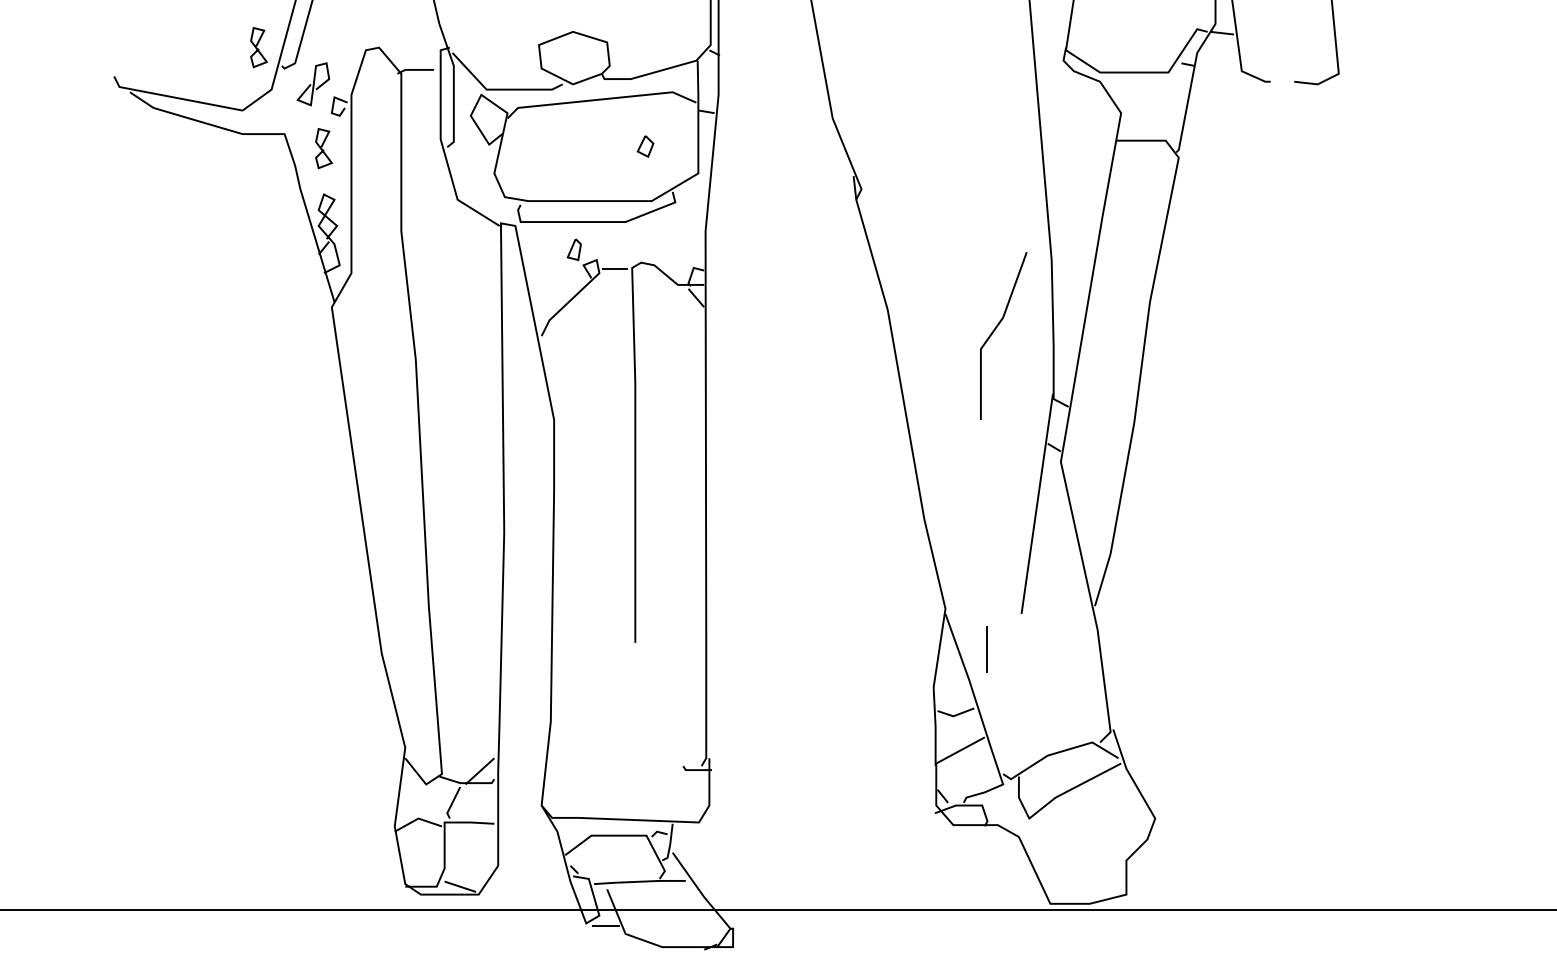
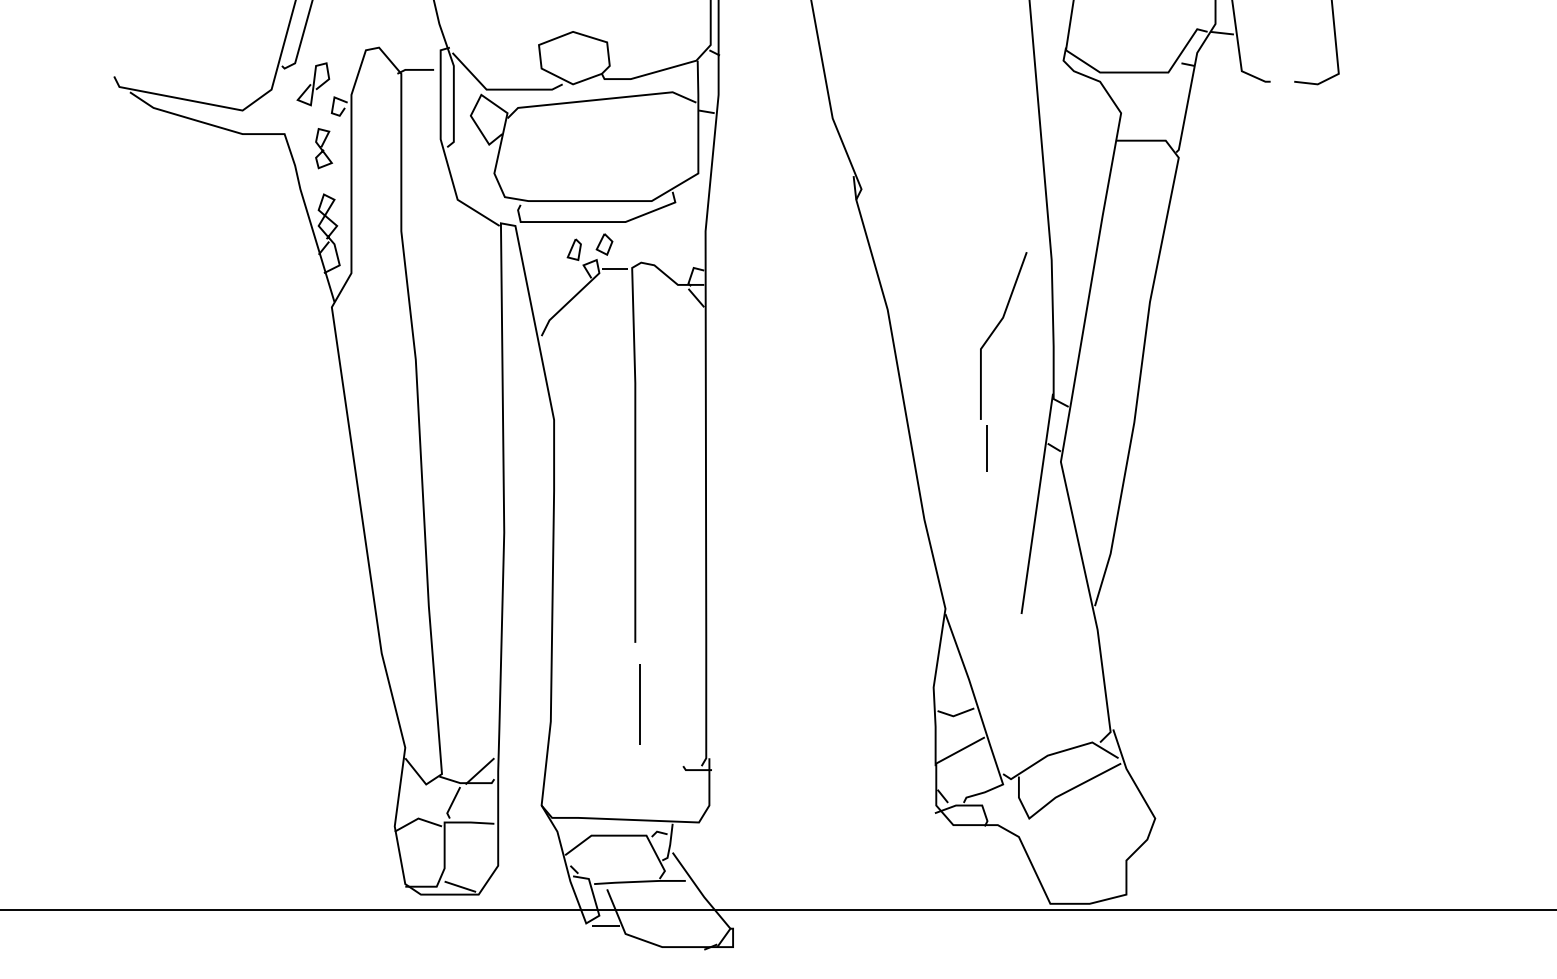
curve: present -> none (258, 48)
part position: (645, 146) -> (604, 244) (604, 244)
line position: (986, 649) -> (986, 448) (986, 448)
line: none -> present (639, 704)
